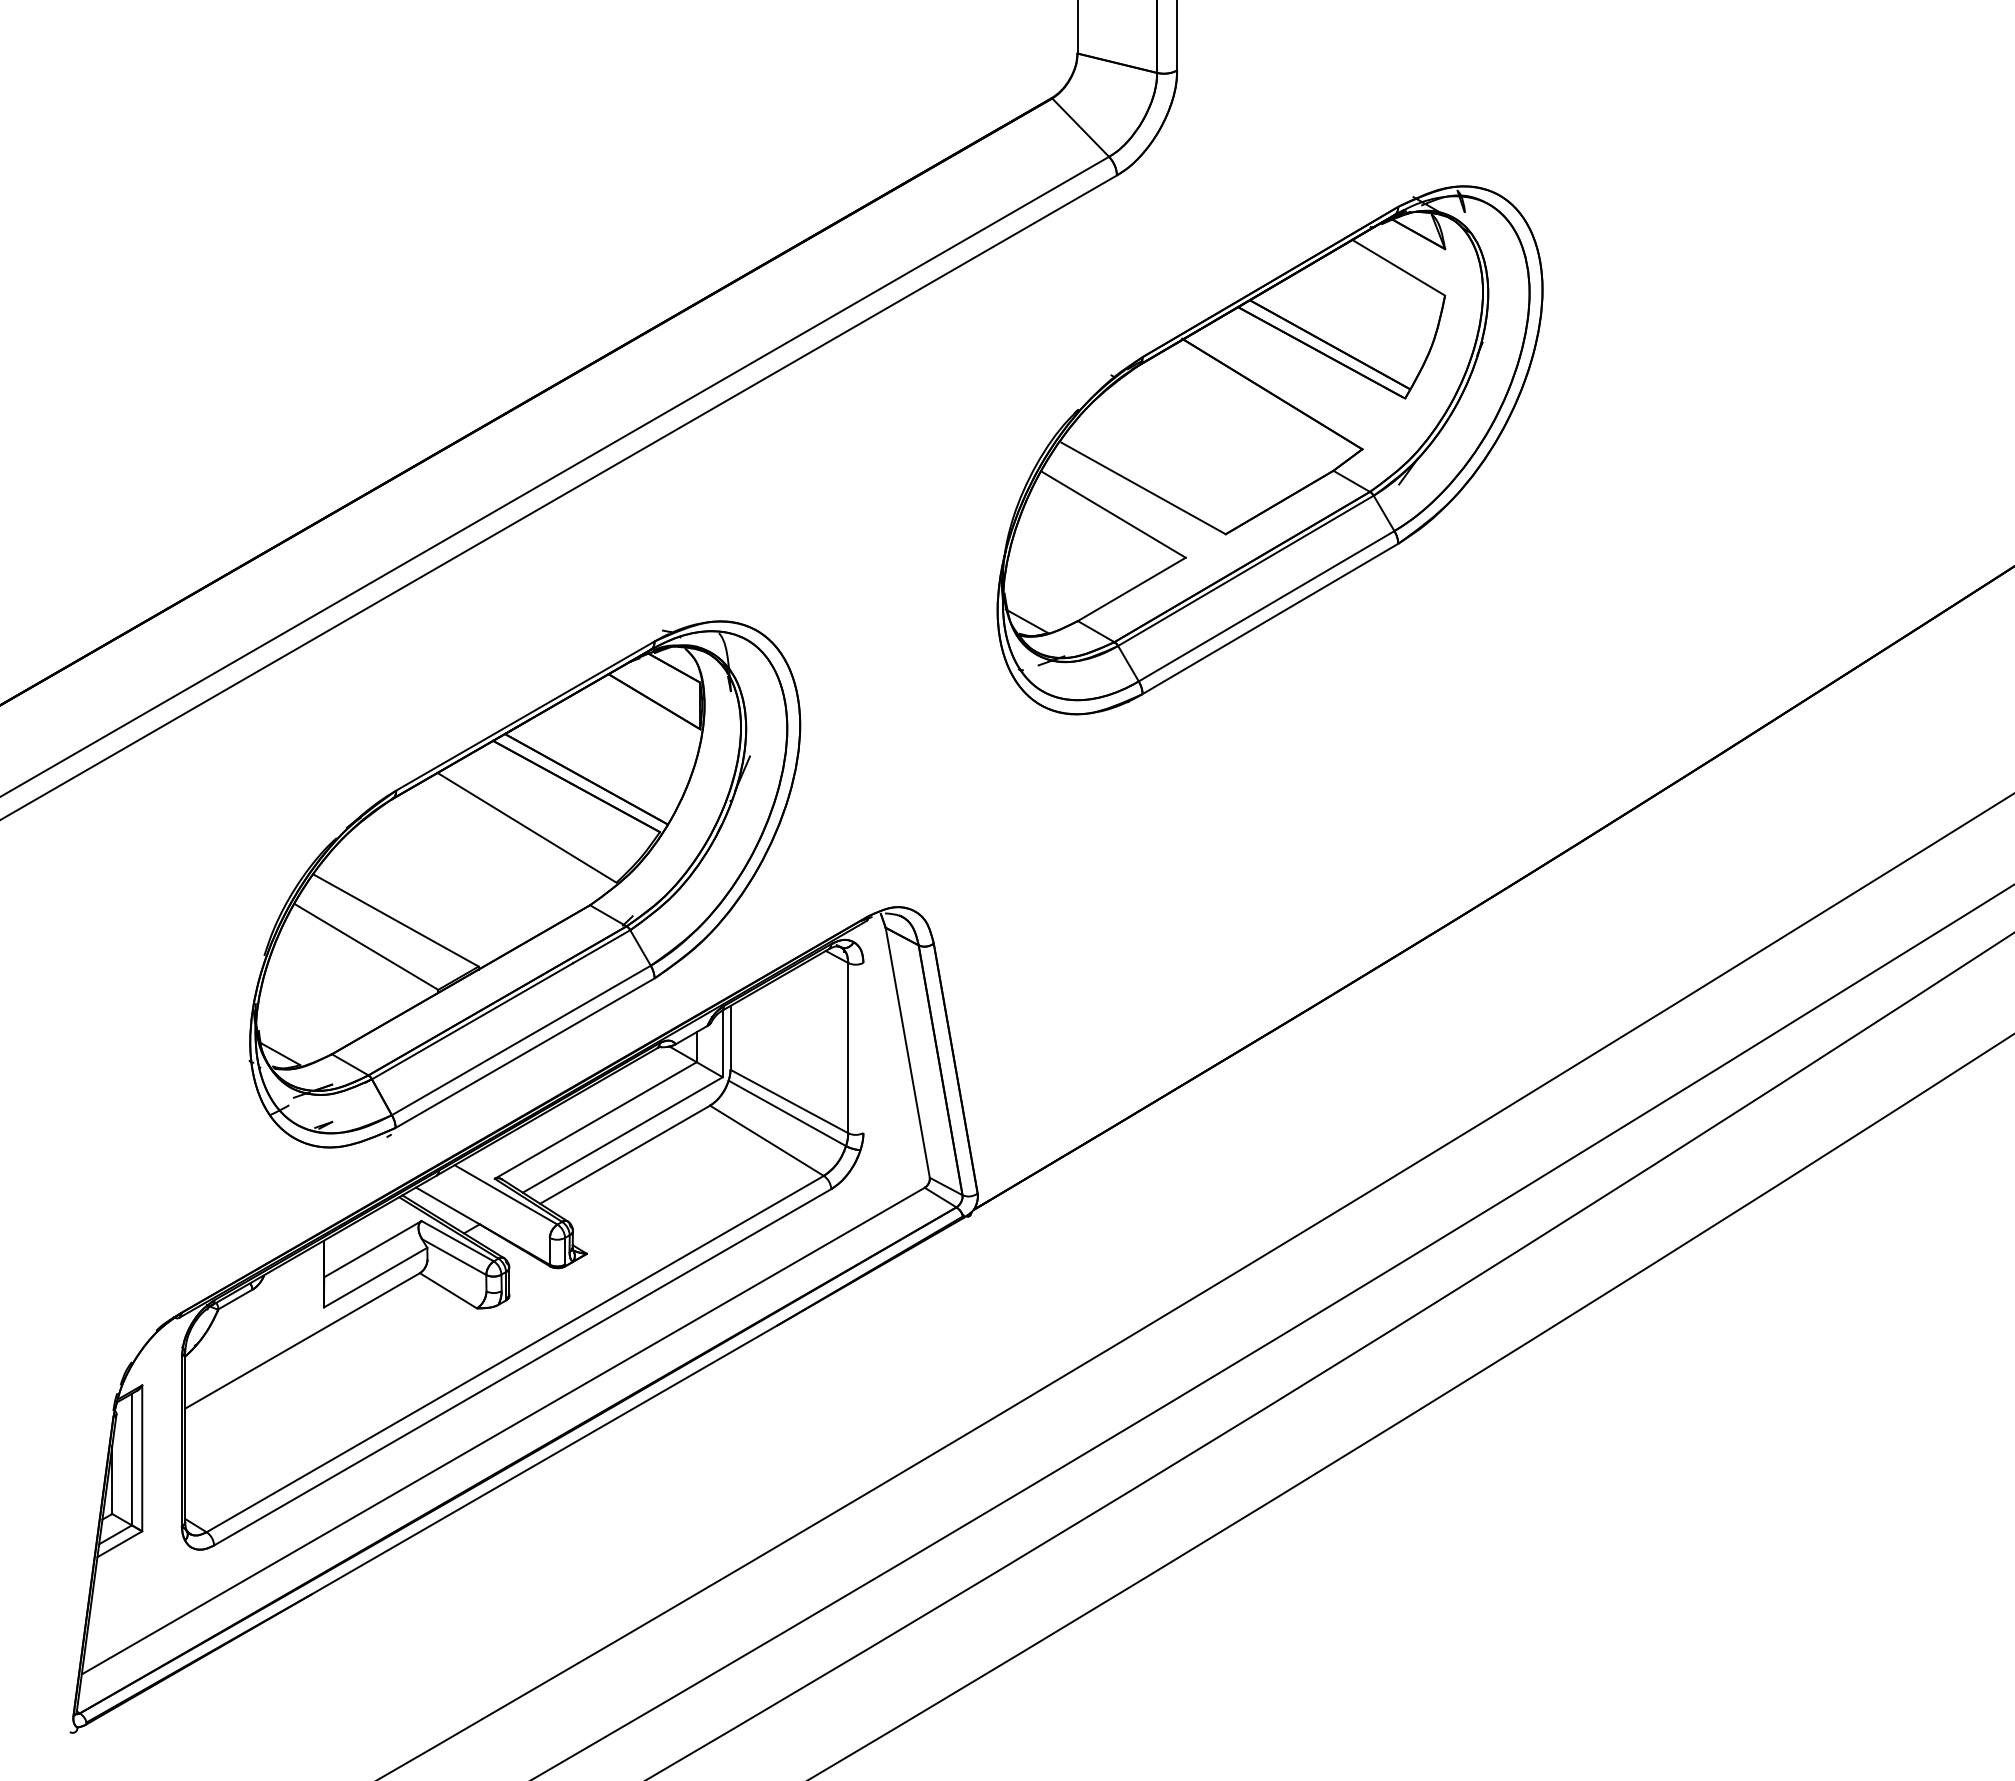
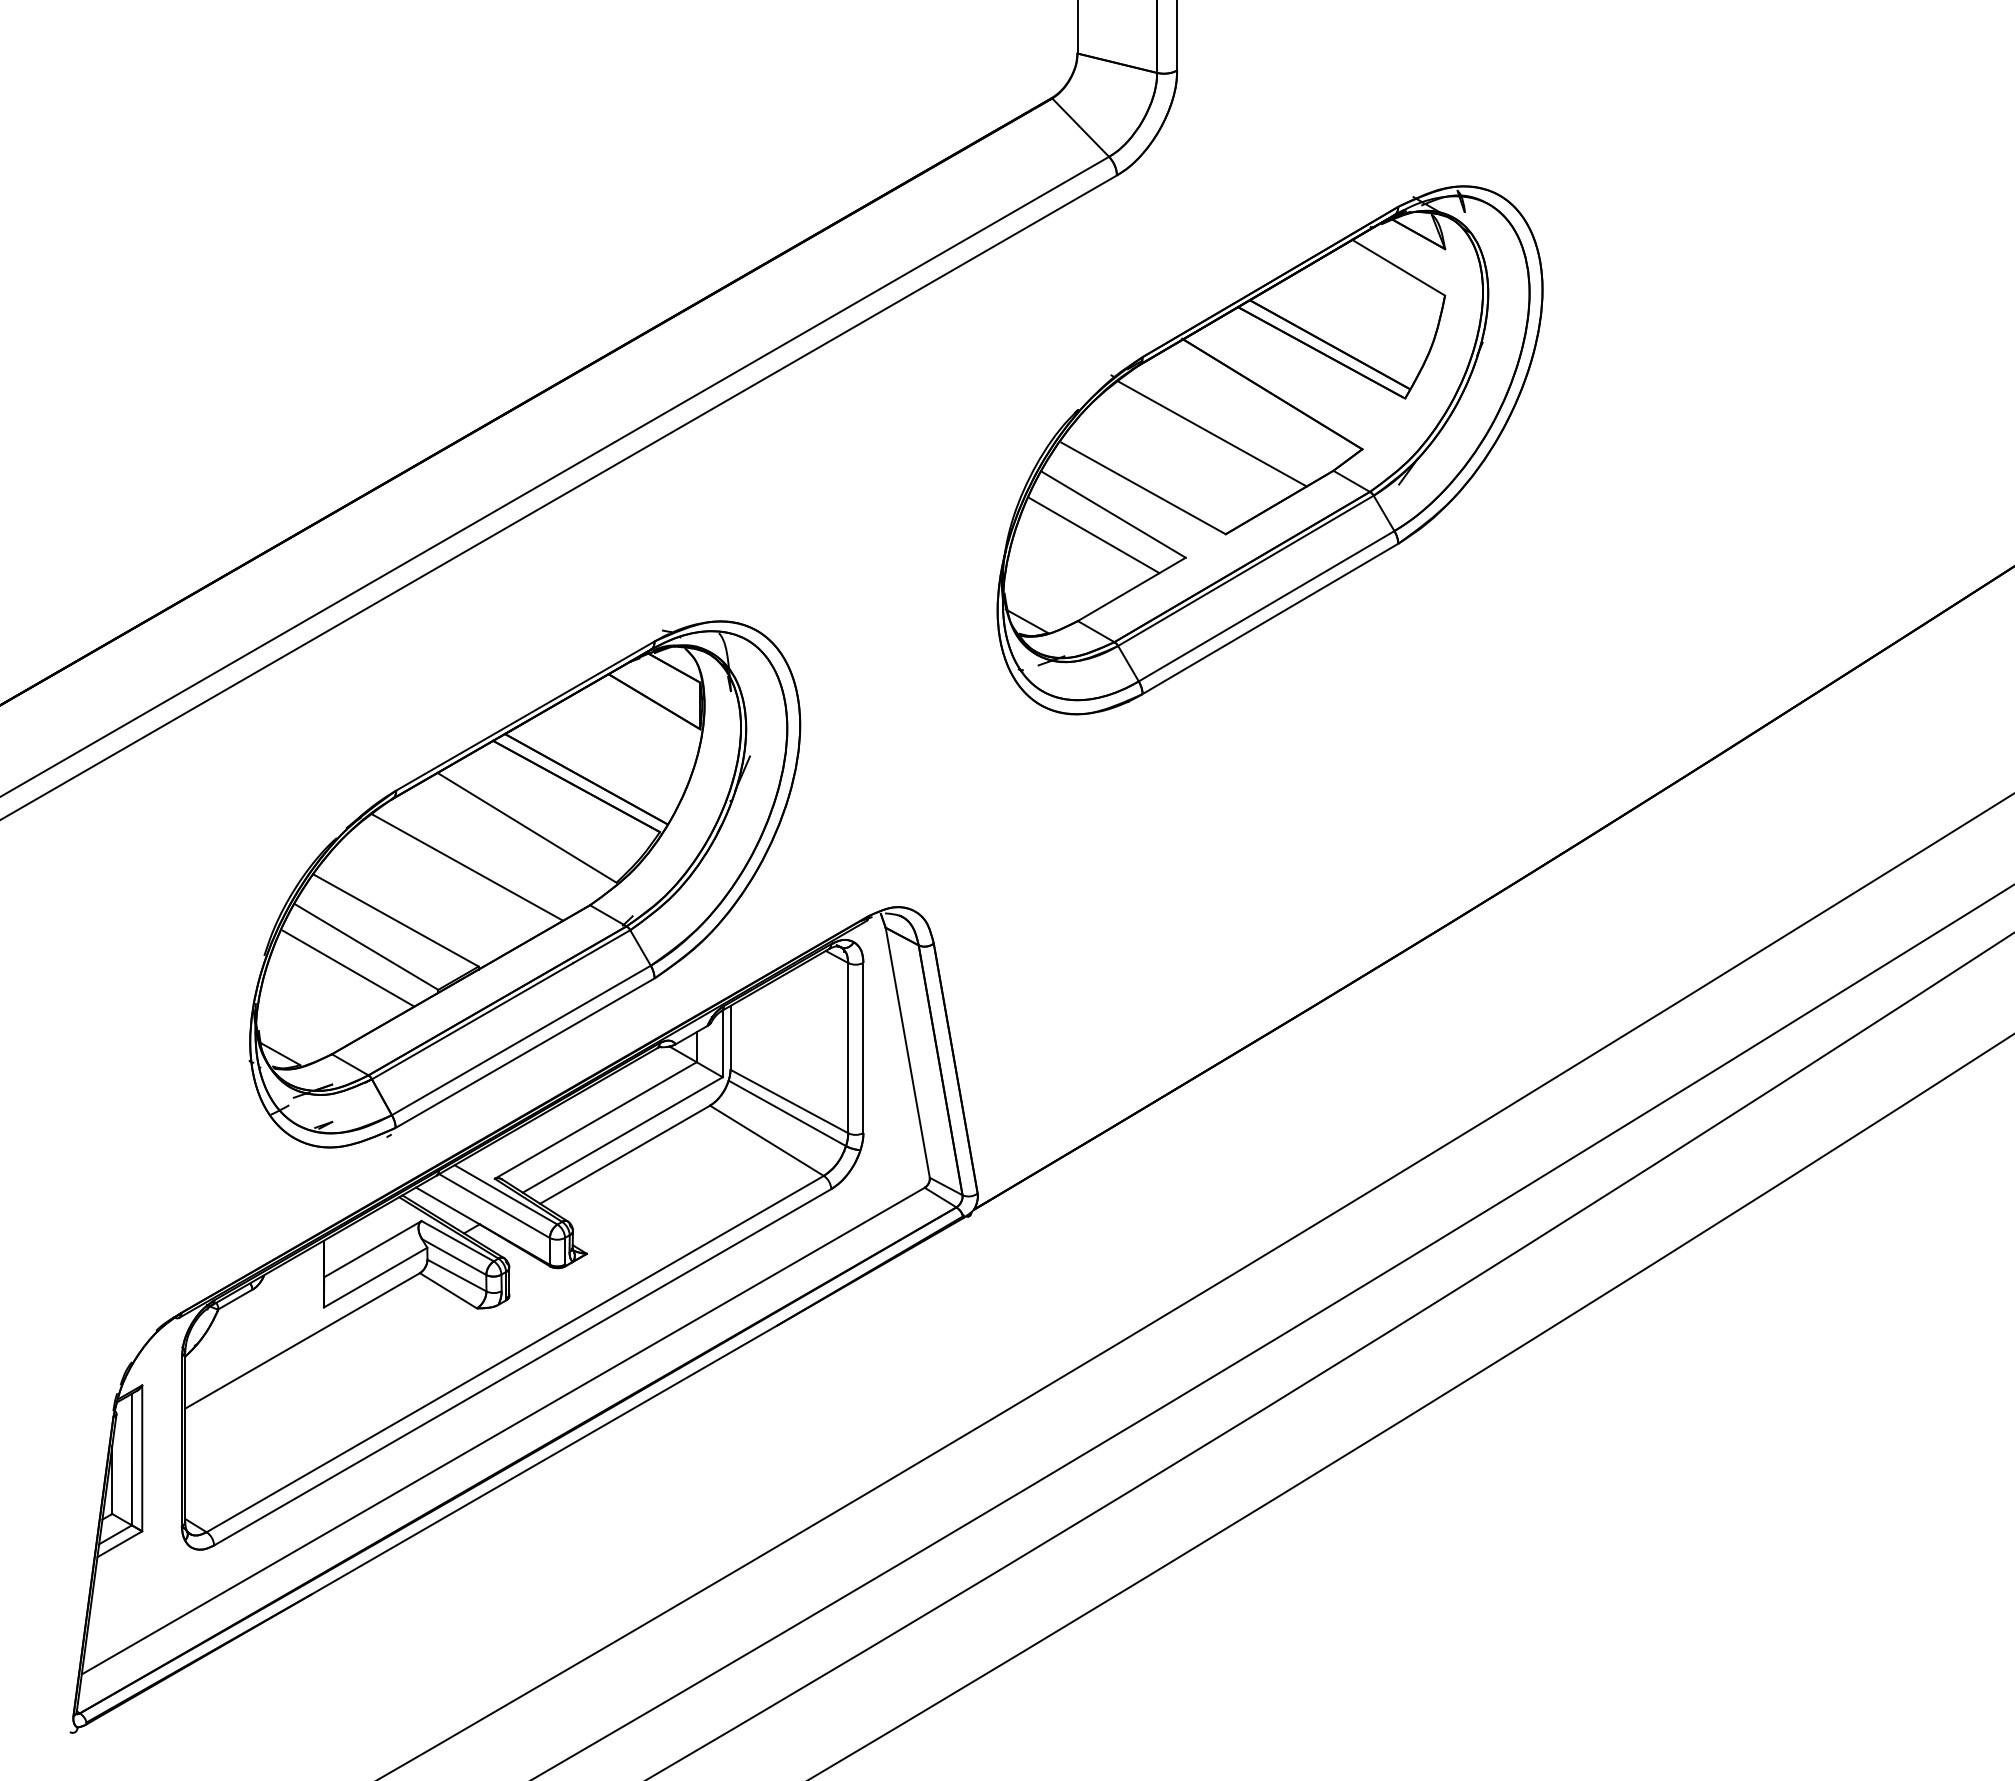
line: none -> present (1212, 433)
line: none -> present (1094, 535)
line: none -> present (467, 867)
line: none -> present (348, 968)
line: none -> present (863, 1047)
line: none -> present (494, 1205)
line: none -> present (456, 1275)
